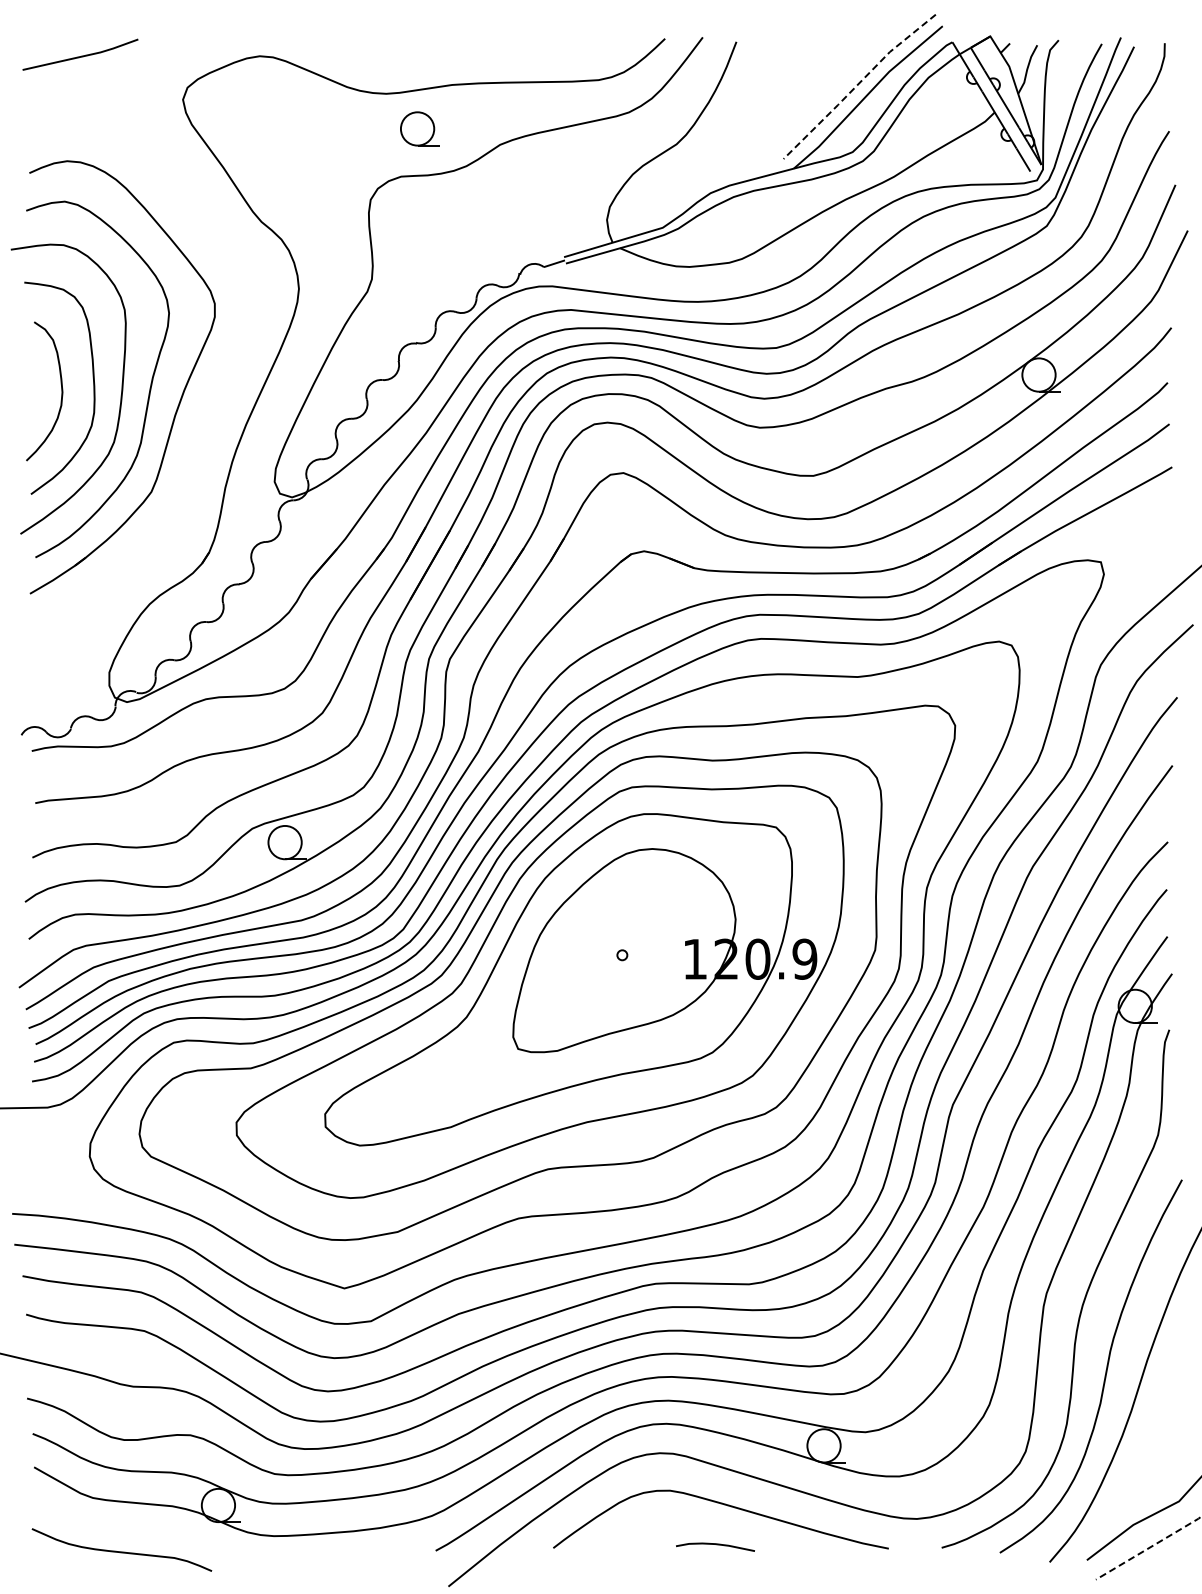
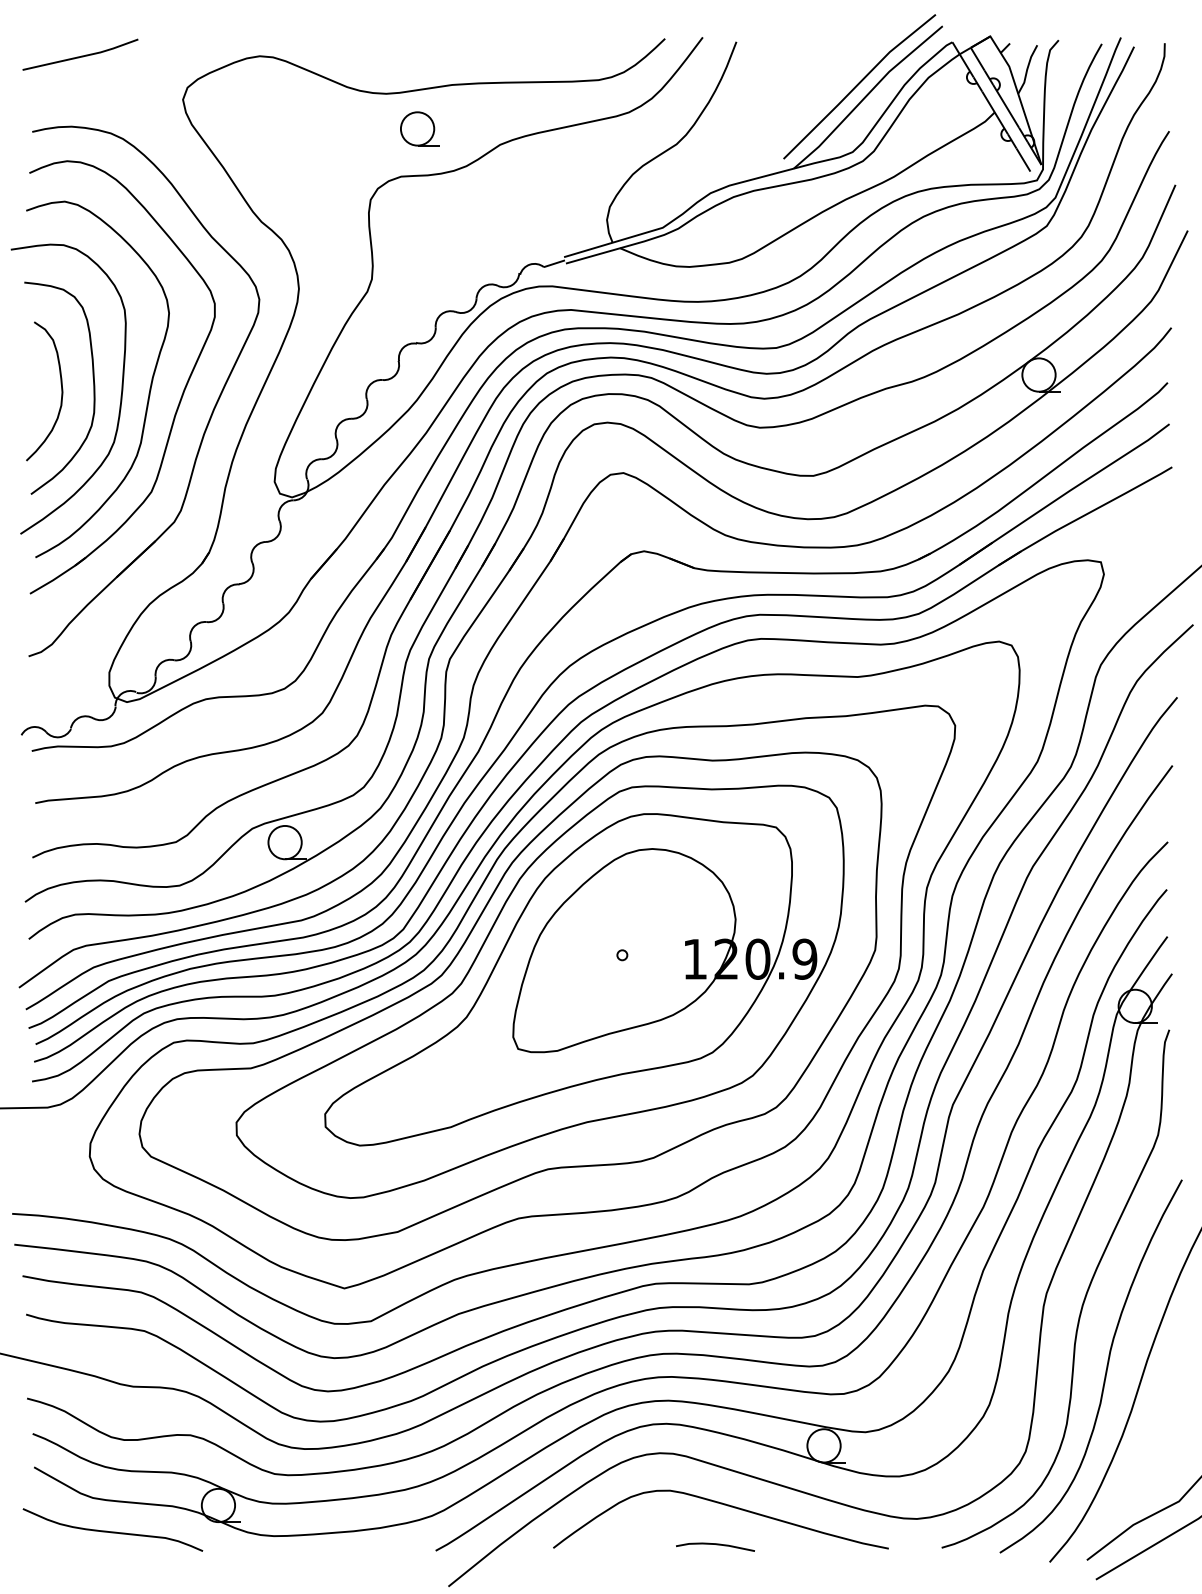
line: dashed -> solid (858, 84)
part: none -> present (209, 417)
line: dashed -> solid (1148, 1548)
curve position: (121, 1551) -> (112, 1531) (112, 1531)
